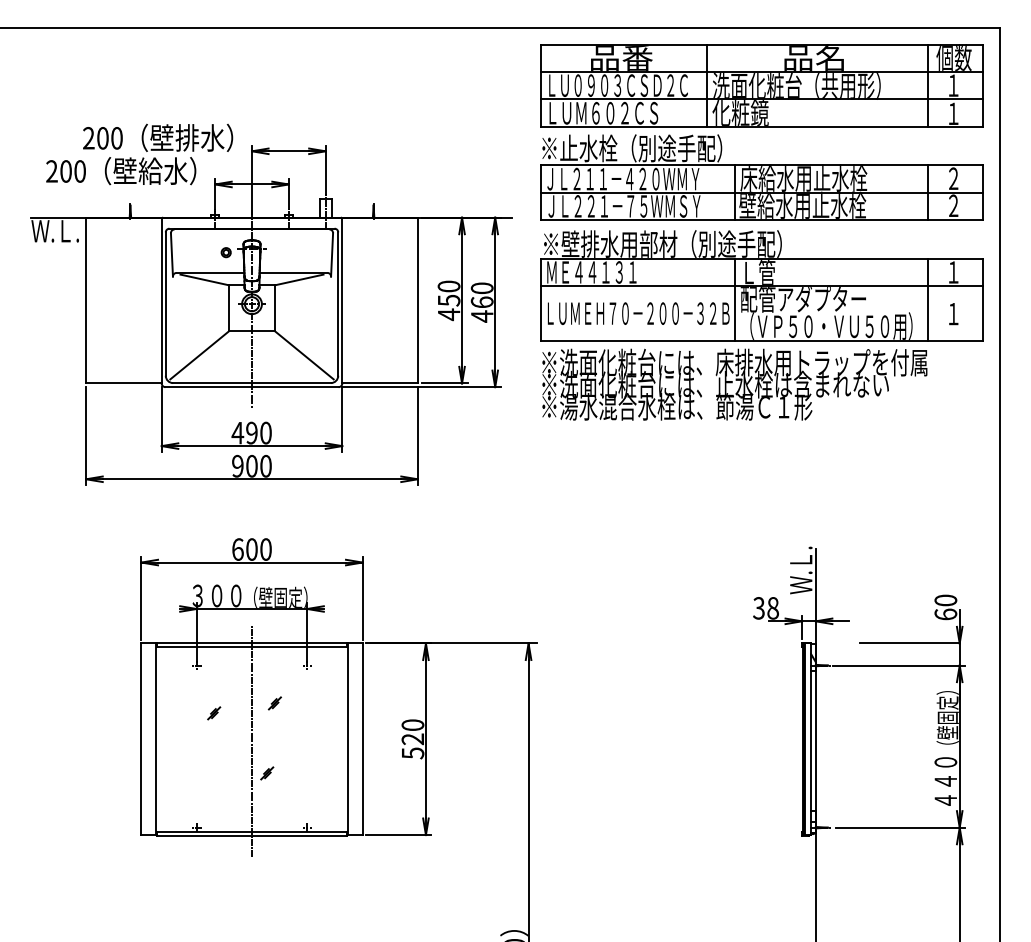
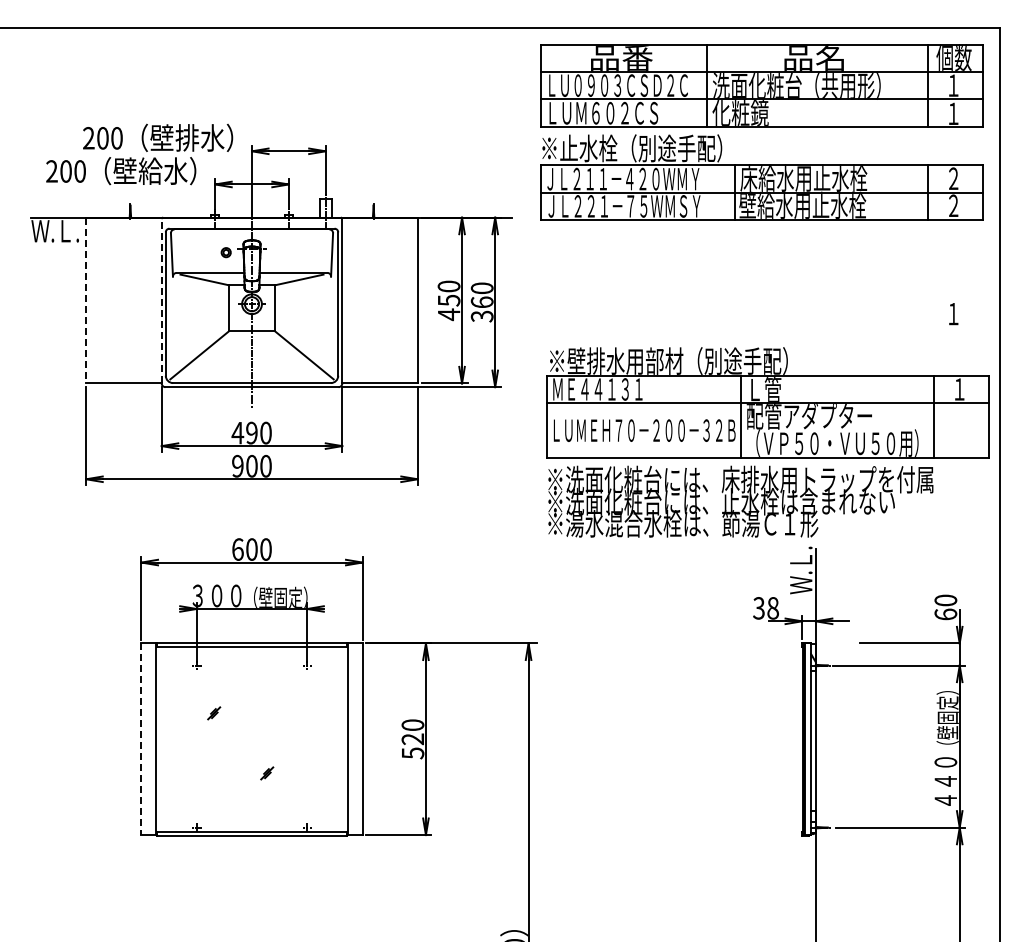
line: solid -> dashed (86, 300)
line: solid -> dashed (161, 300)
text: 460 -> 360 (481, 316)
part position: (761, 325) -> (767, 442) (767, 442)
part: present -> none (274, 703)
line: solid -> dashed (141, 739)
line: present -> none (252, 741)
